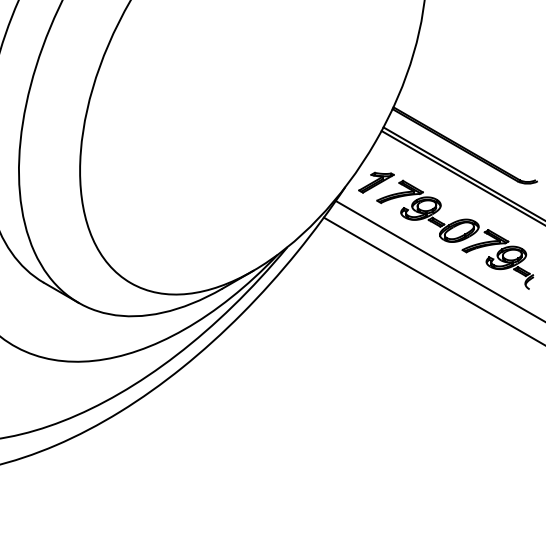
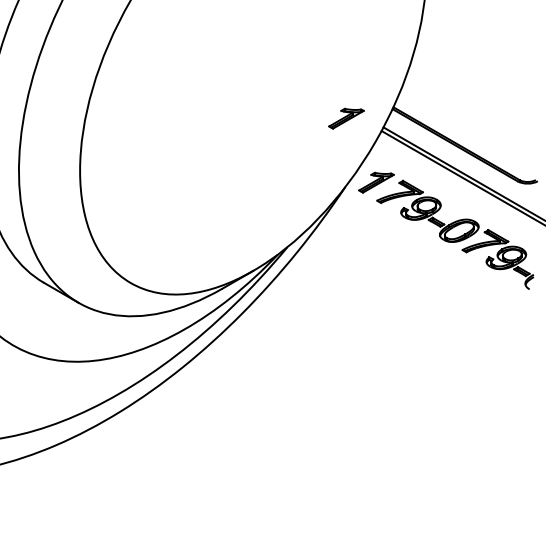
part: none -> present (346, 118)
line: present -> none (438, 260)
line: present -> none (432, 280)
